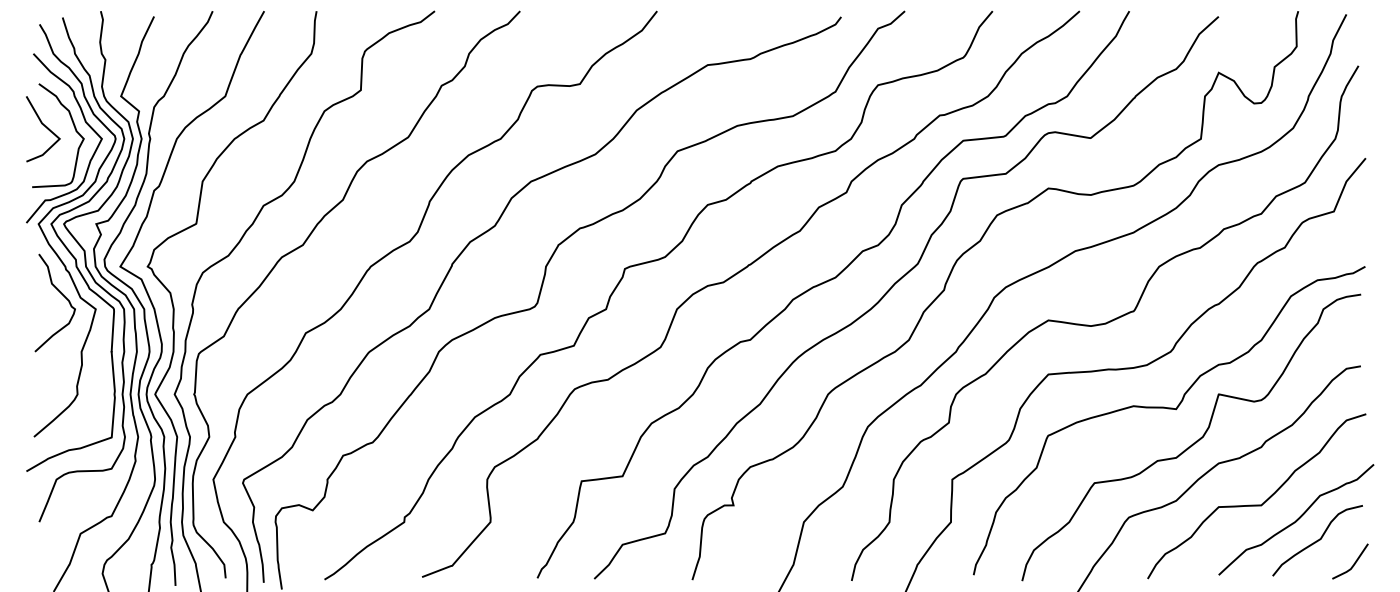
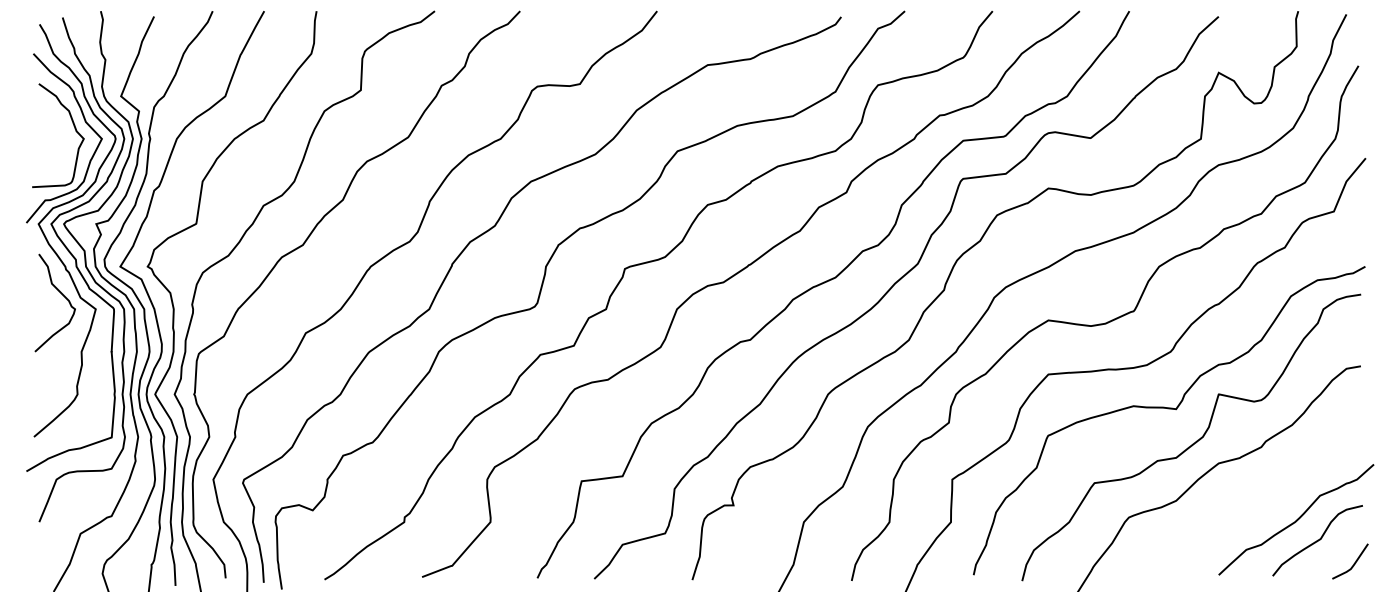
line: present -> none (45, 127)
curve: present -> none (1256, 504)
